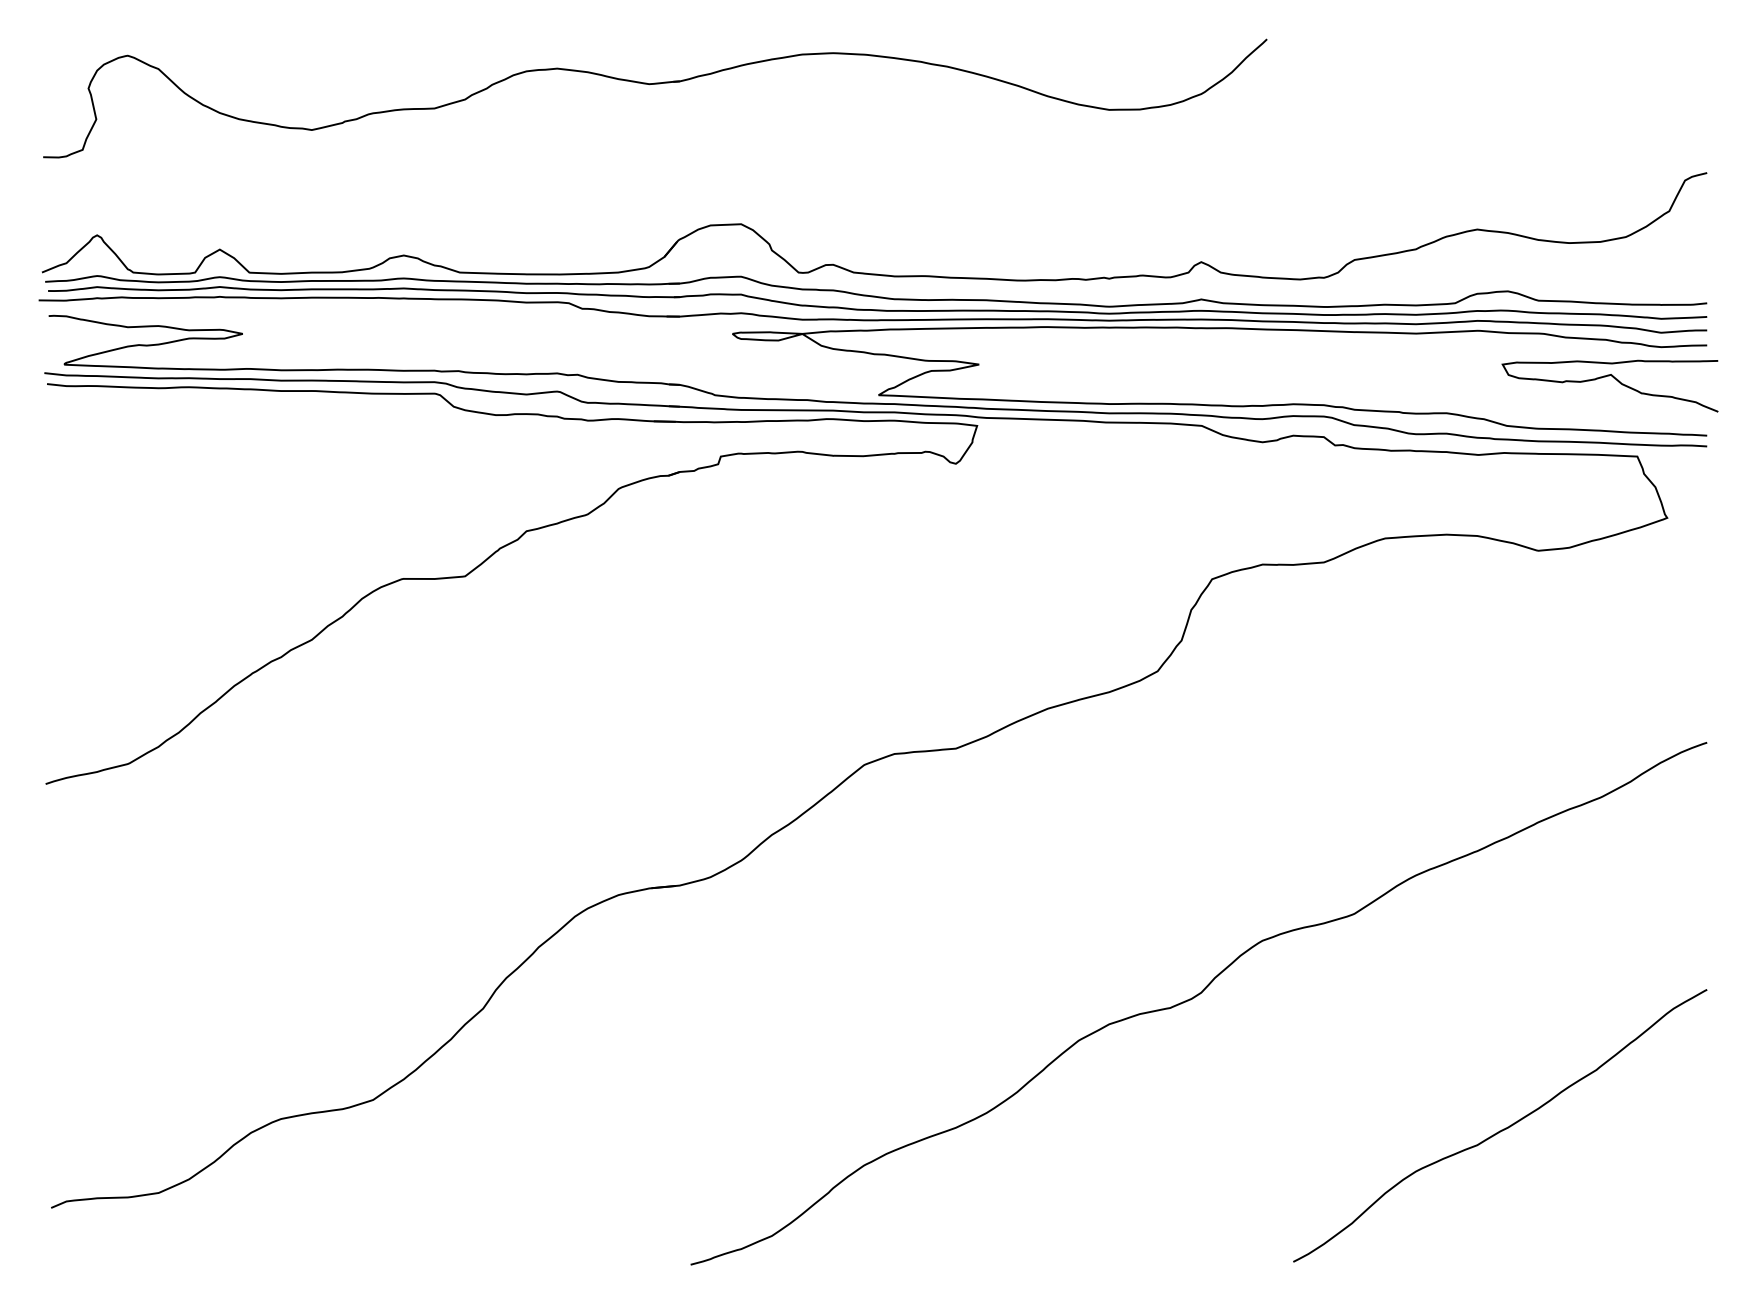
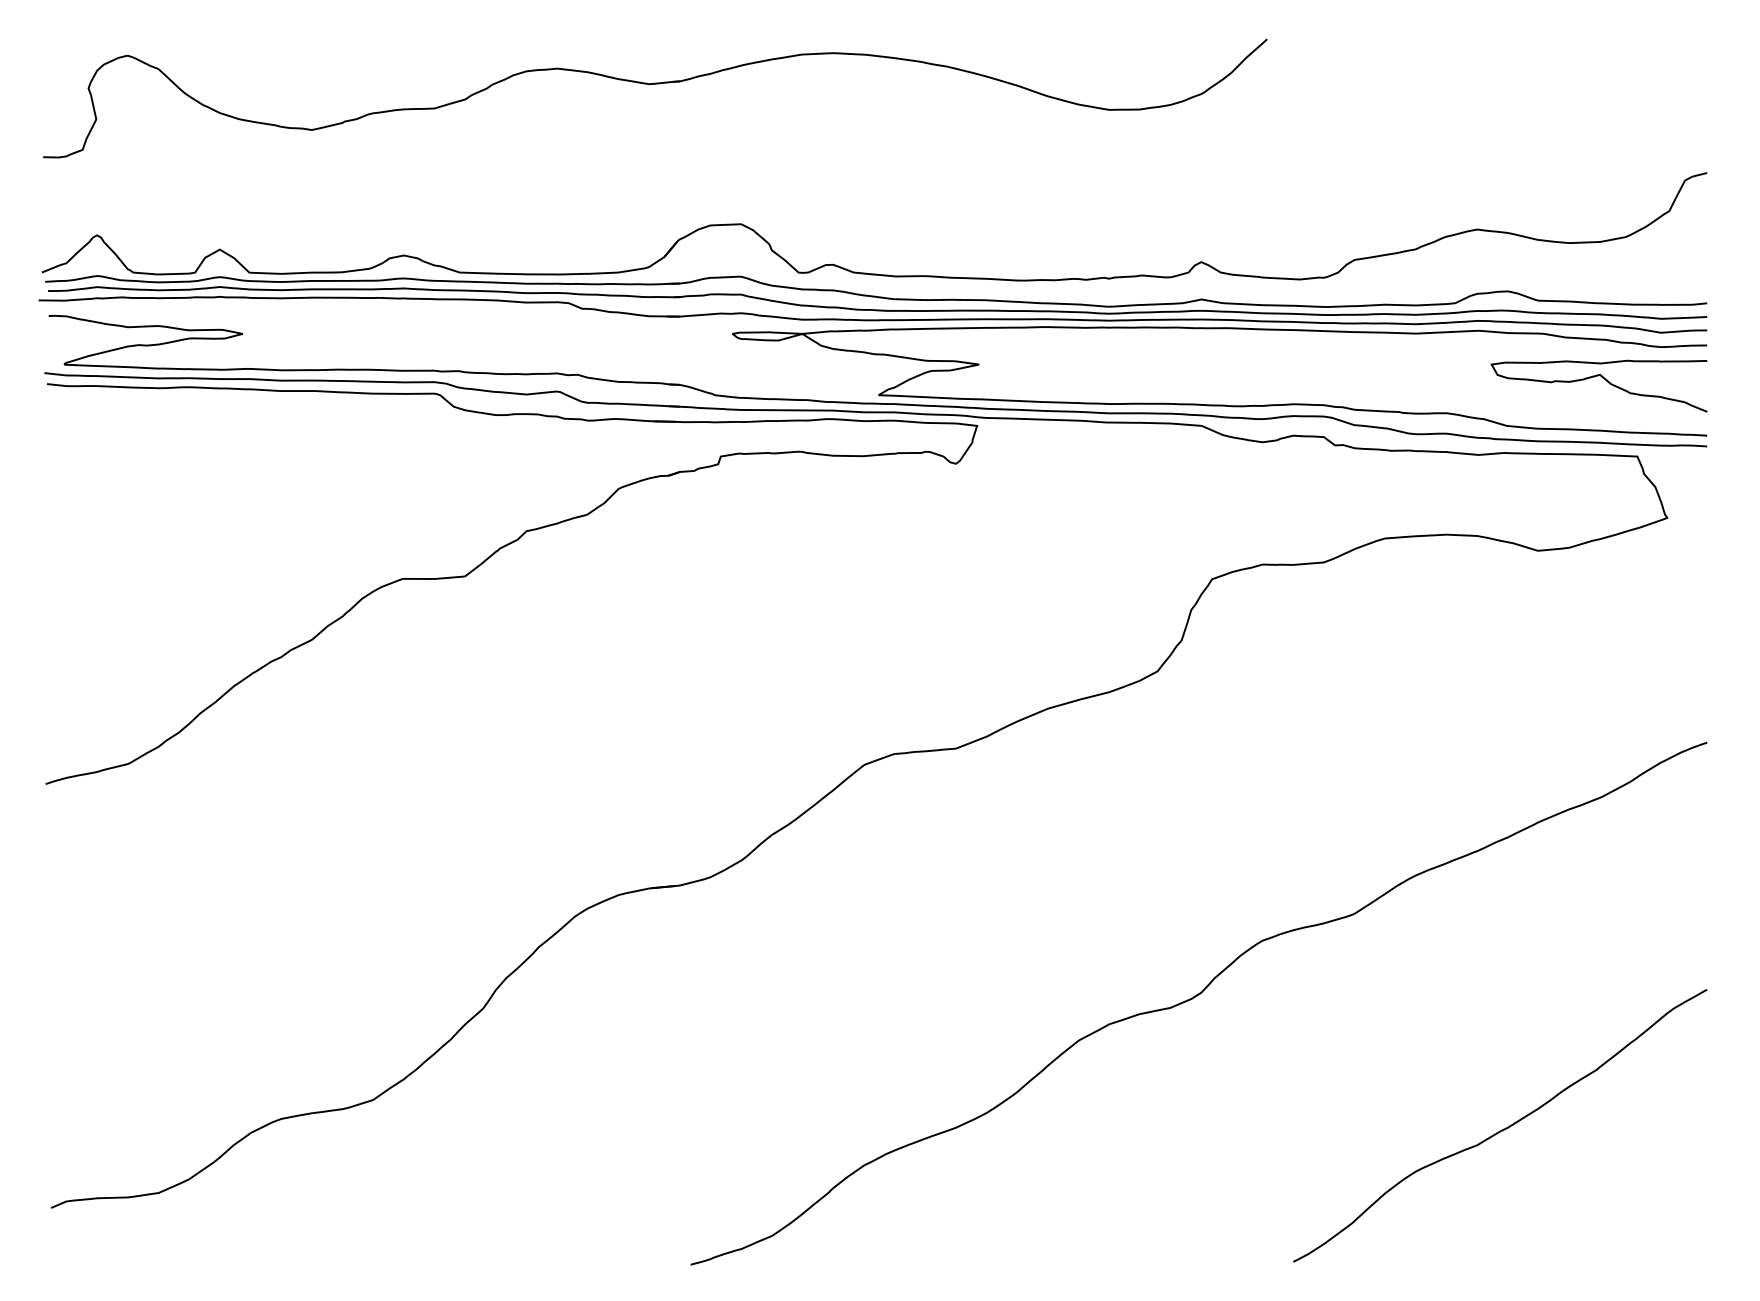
curve position: (1613, 378) -> (1602, 378) (1602, 378)
